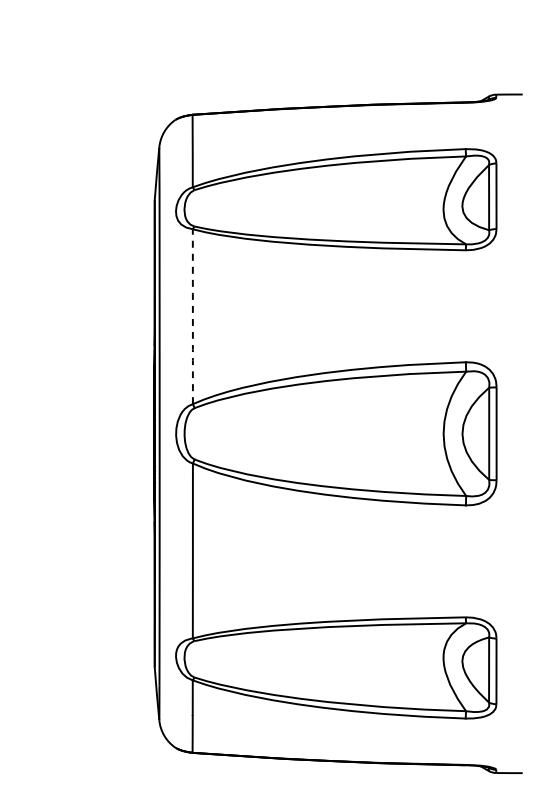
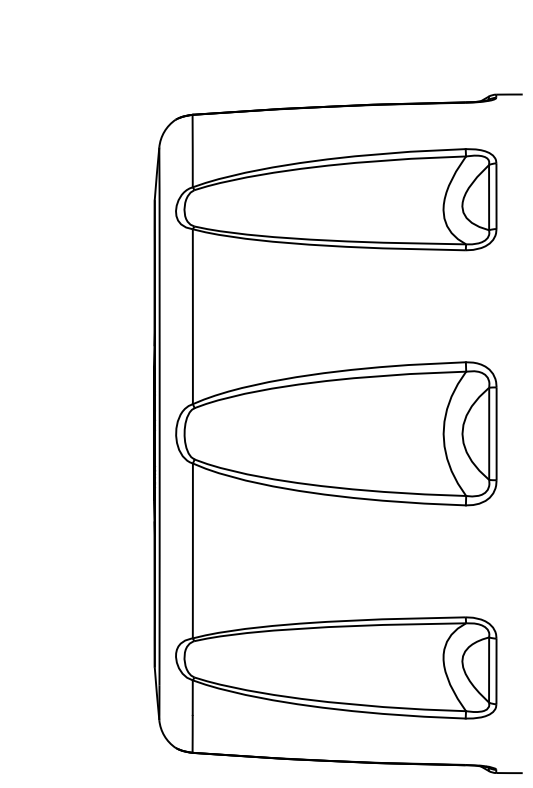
arc: dashed -> solid (192, 316)
